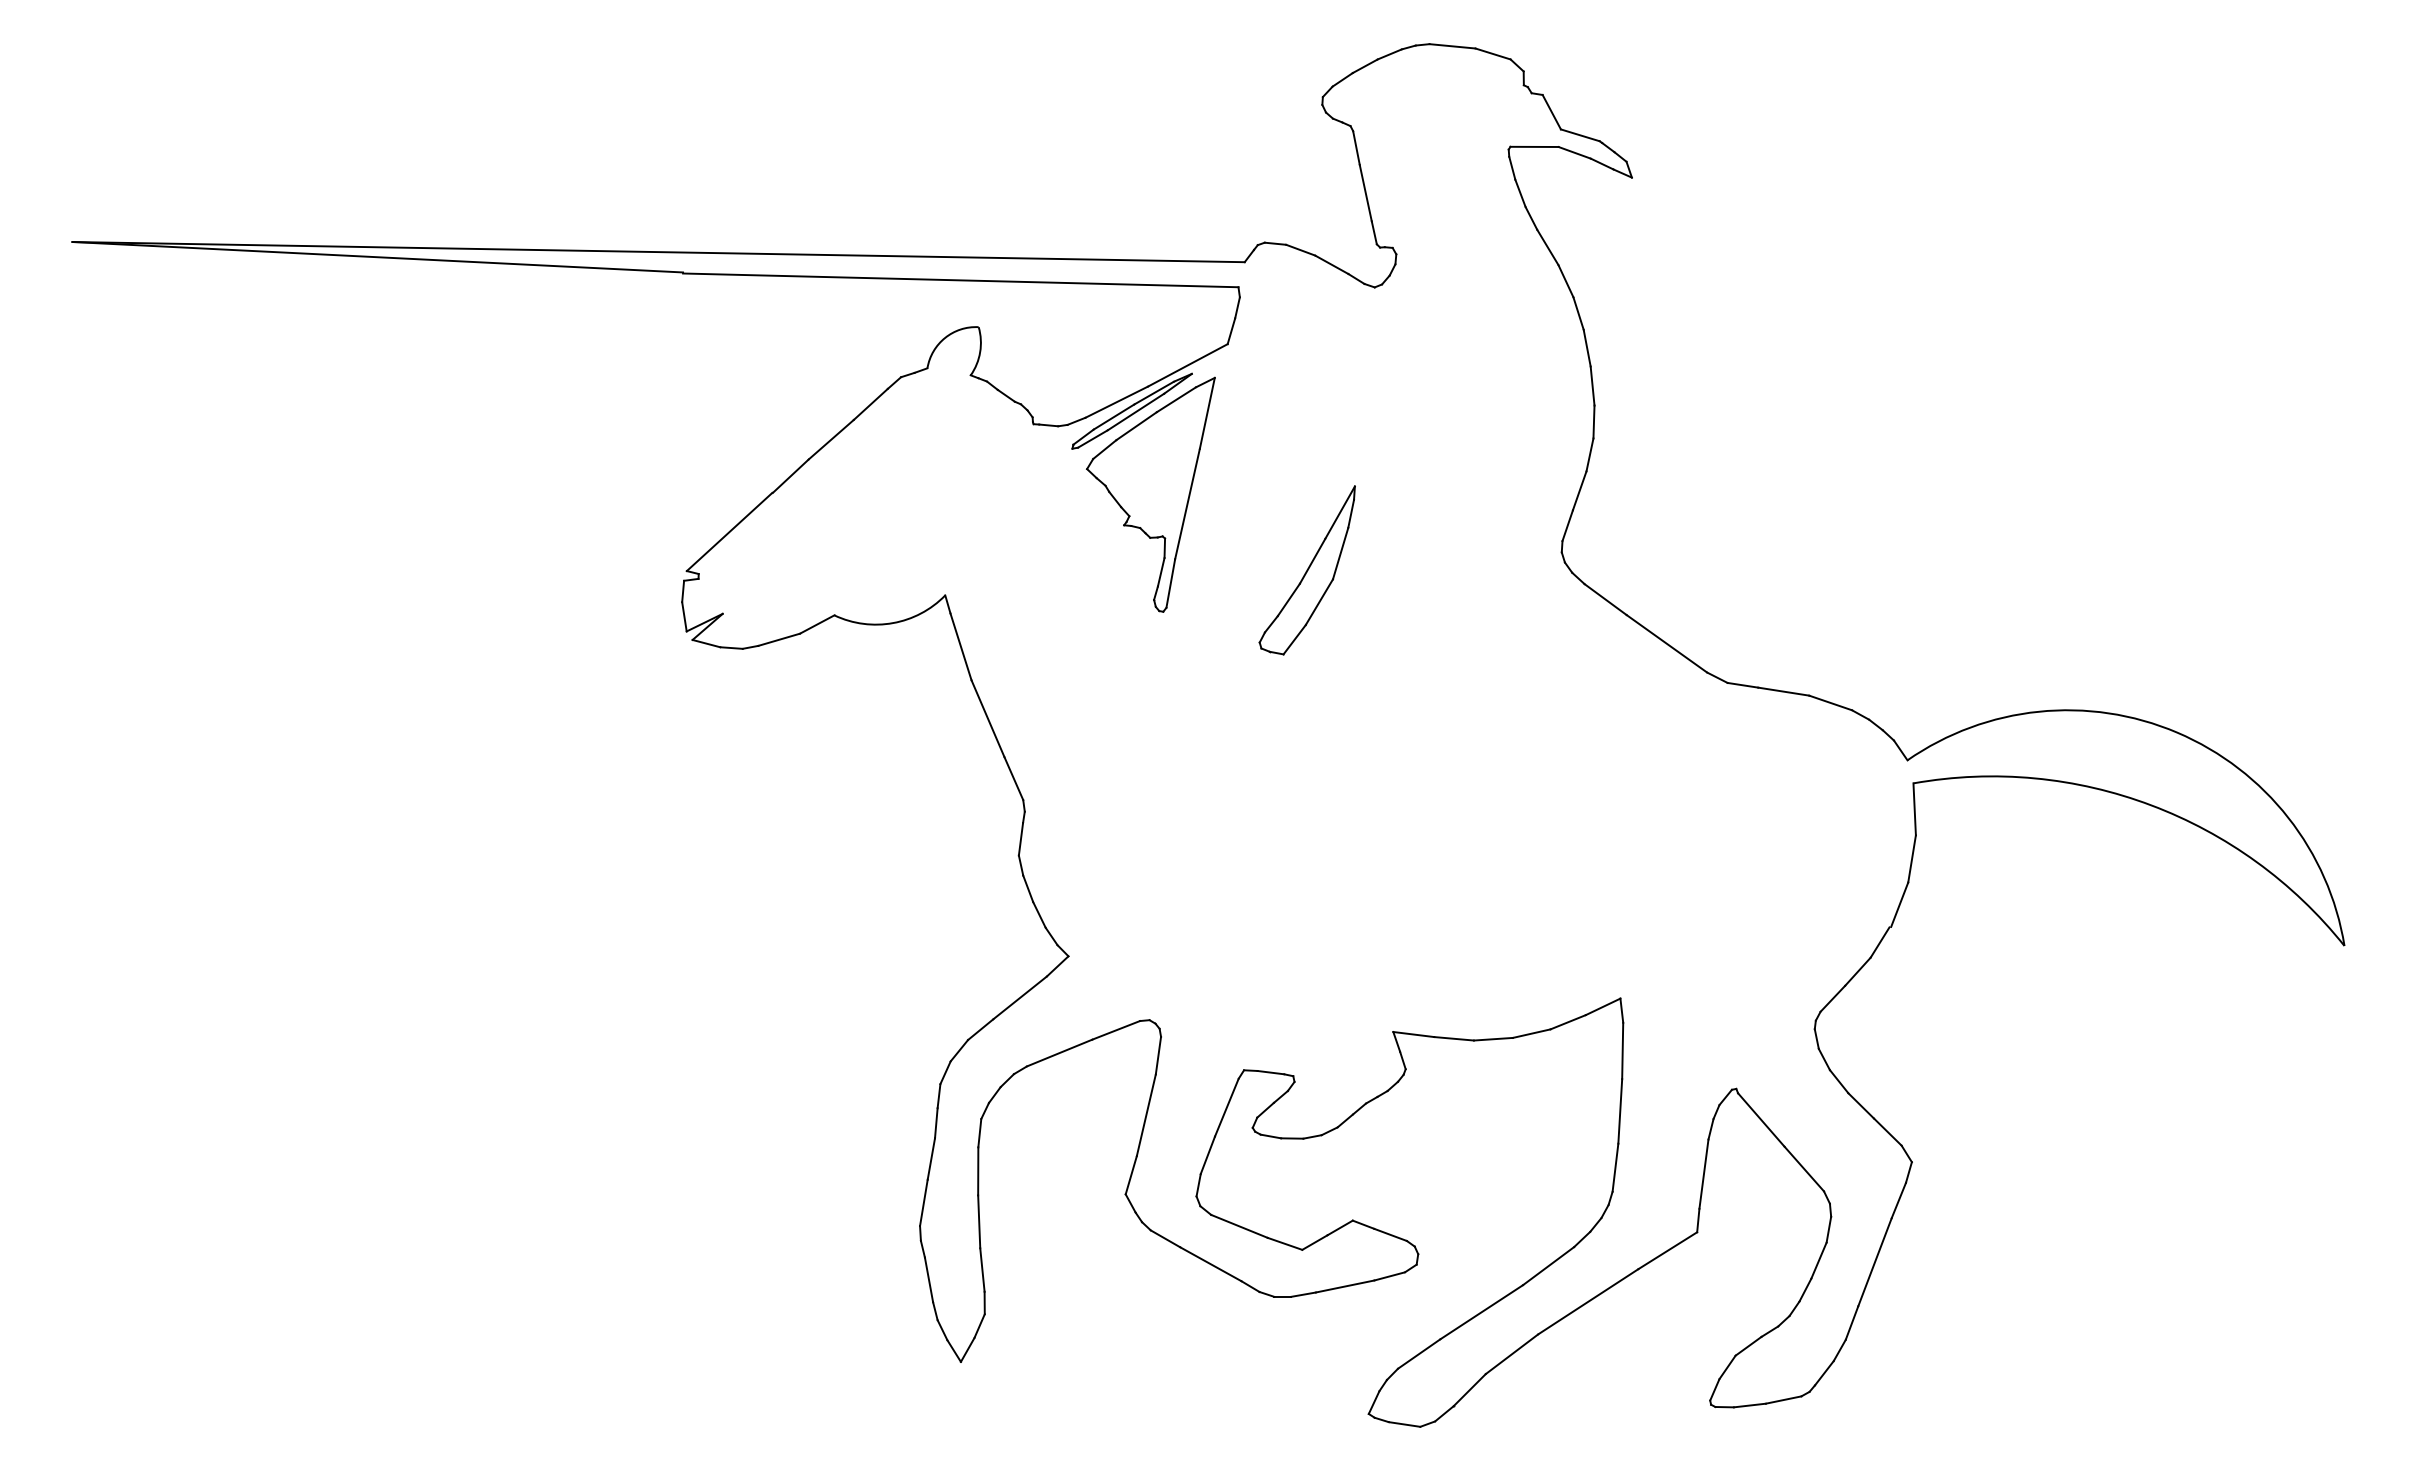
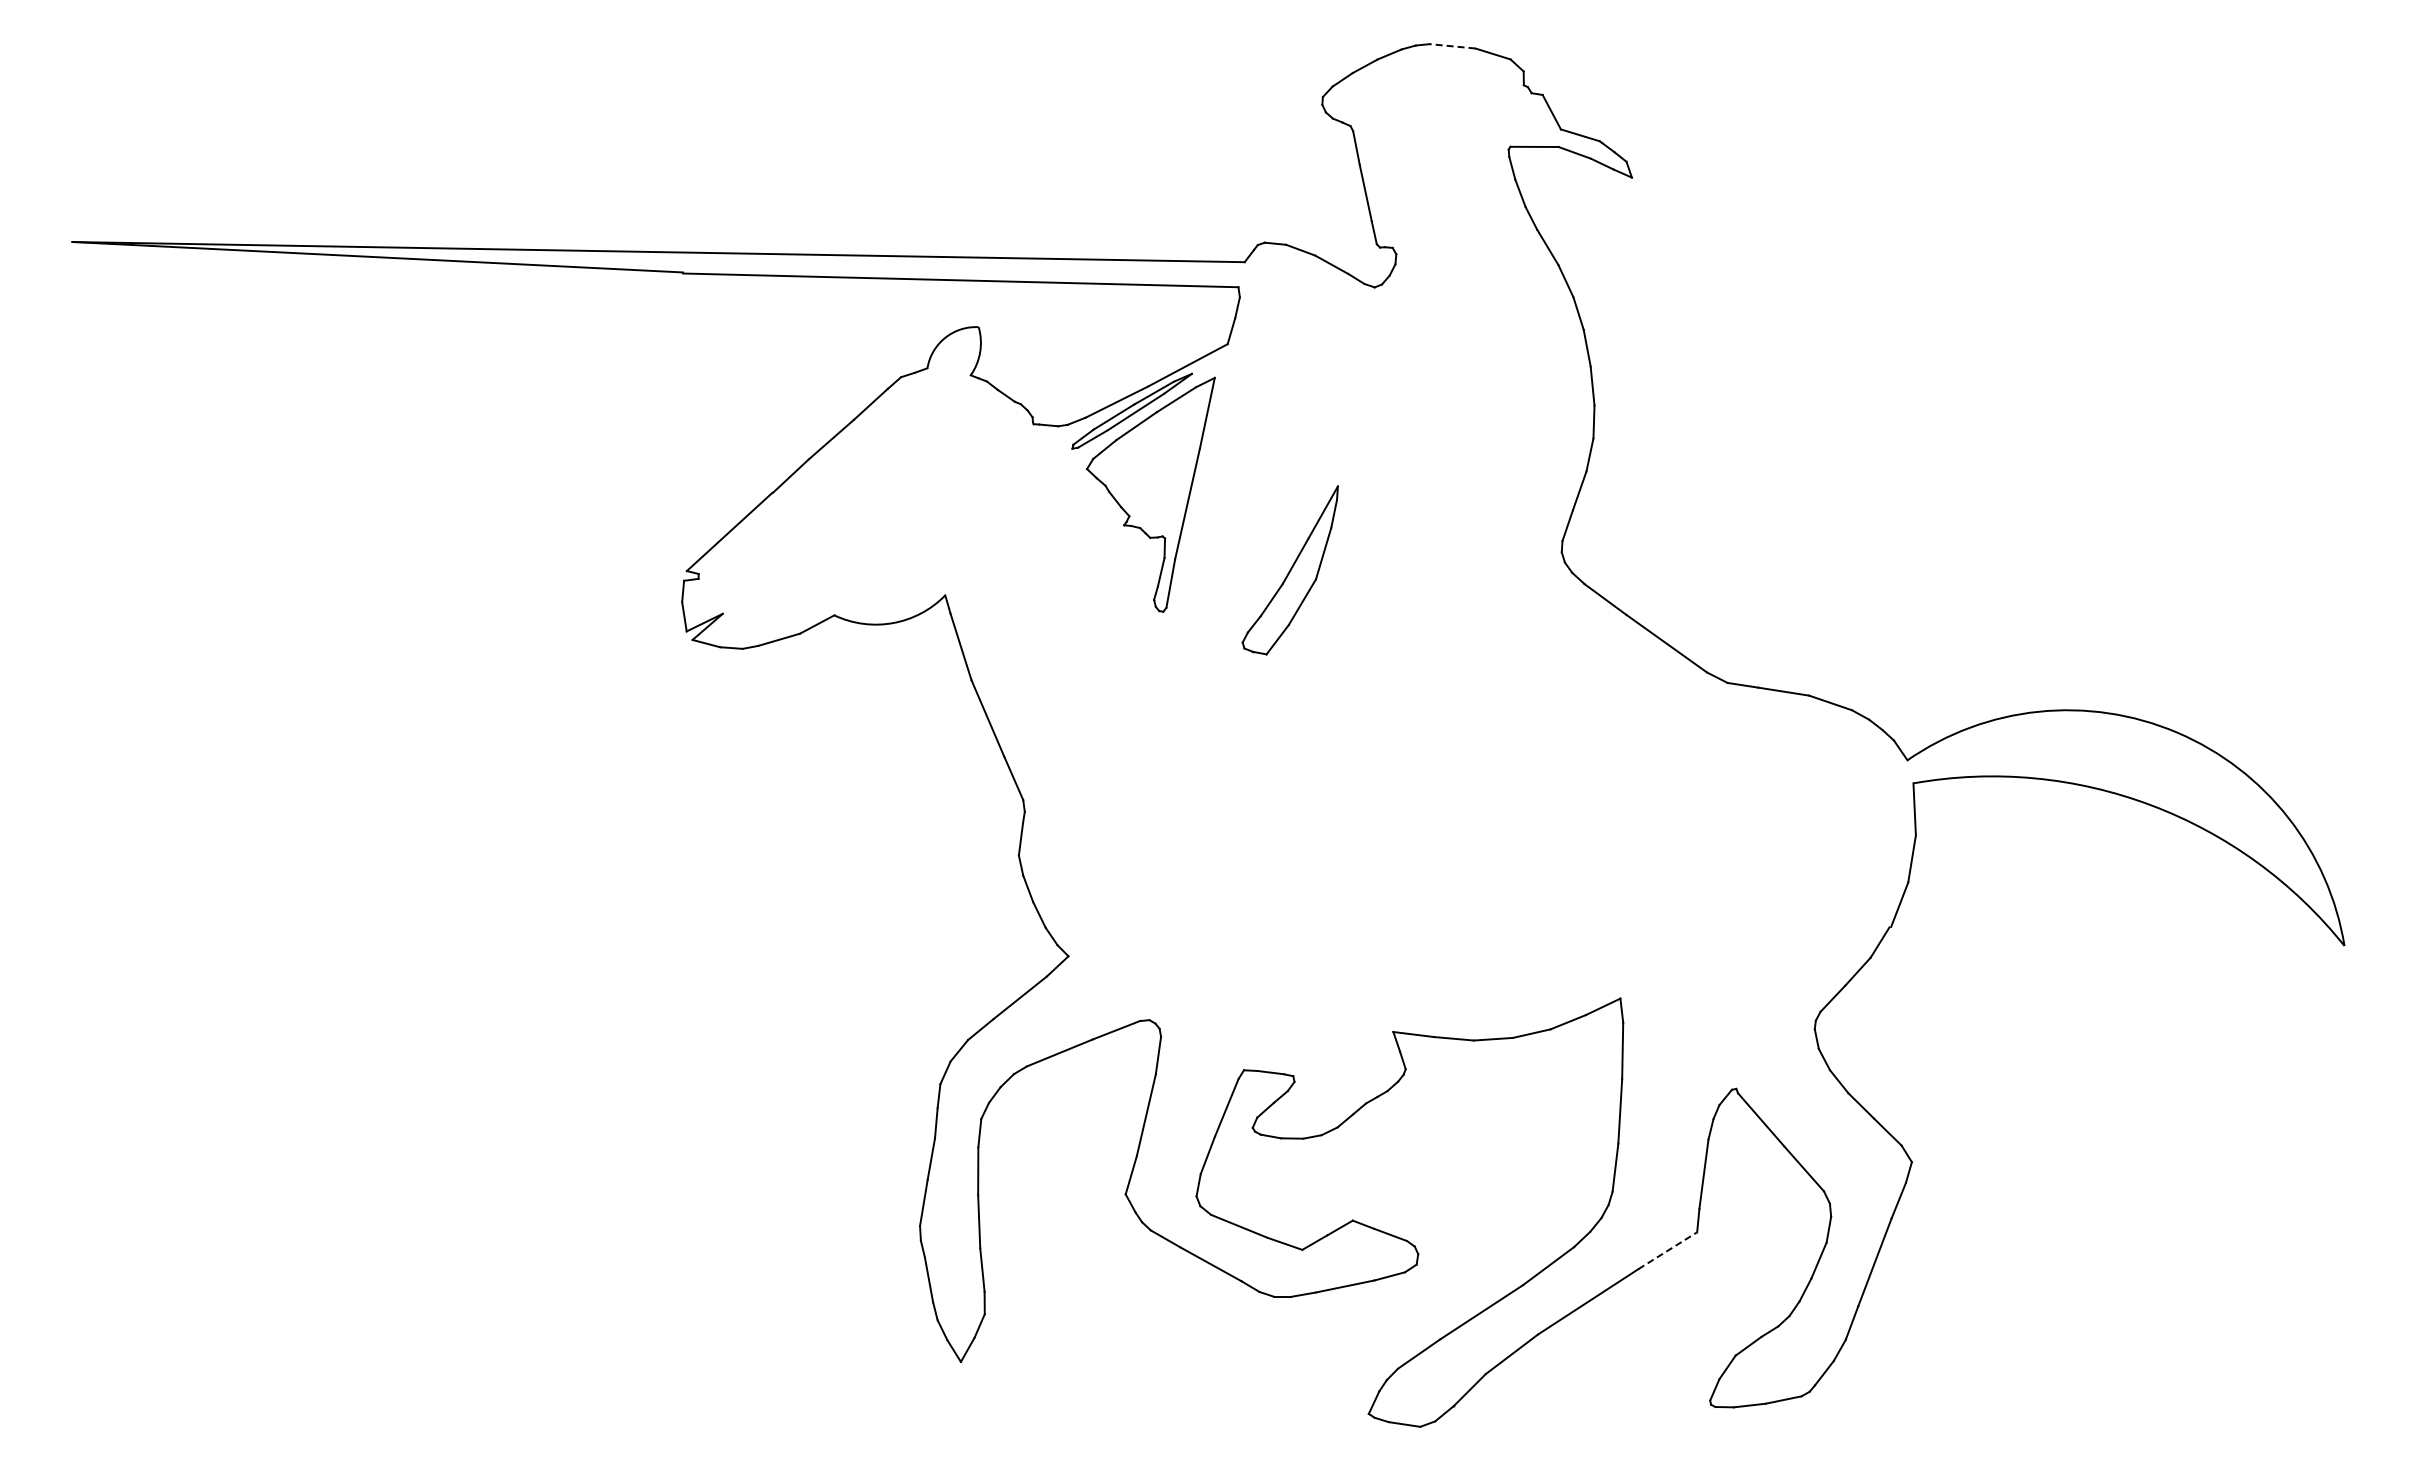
line: solid -> dashed (1452, 46)
part position: (1306, 570) -> (1289, 570) (1289, 570)
line: solid -> dashed (1667, 1250)
